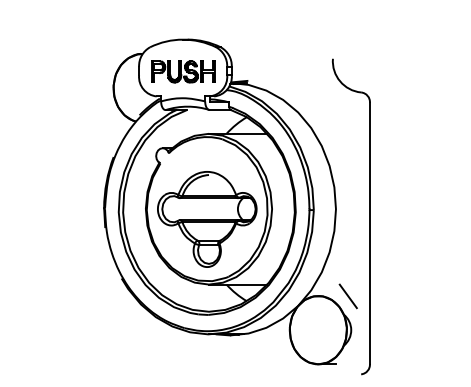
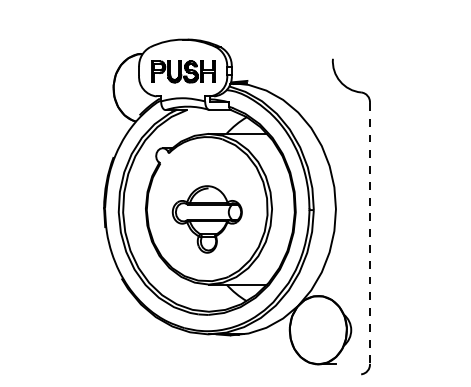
part size: 101x97 px -> 72x69 px (206, 219)
line: solid -> dashed (369, 233)
line: present -> none (347, 296)
